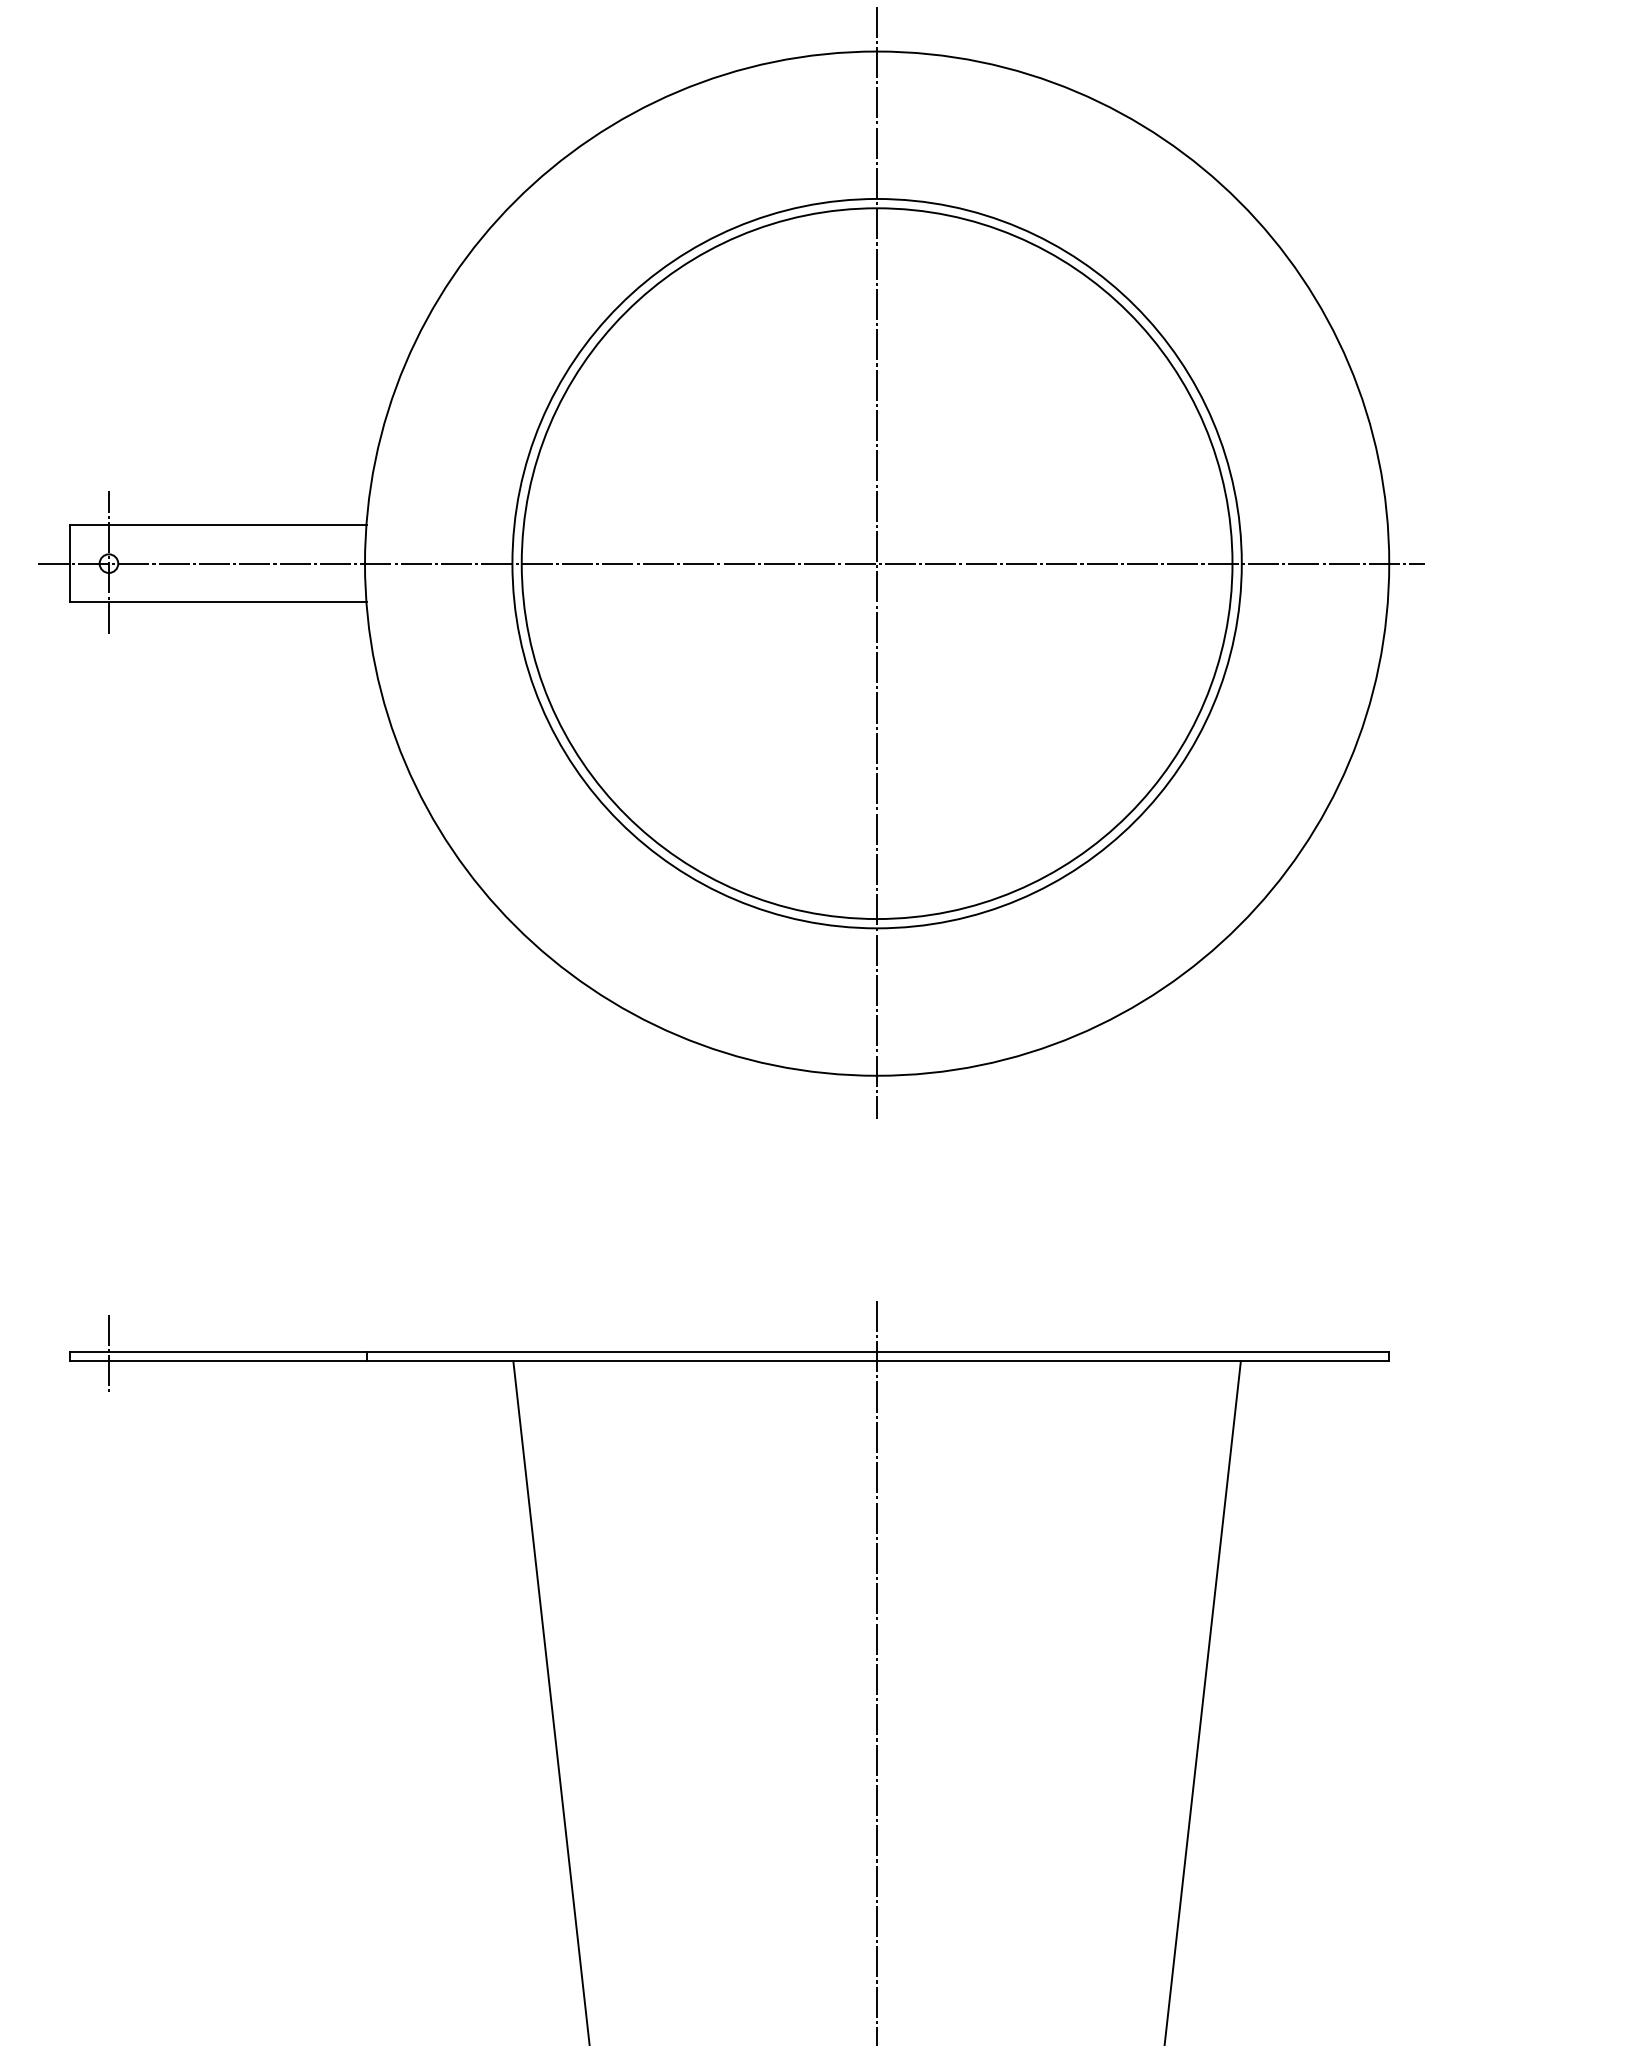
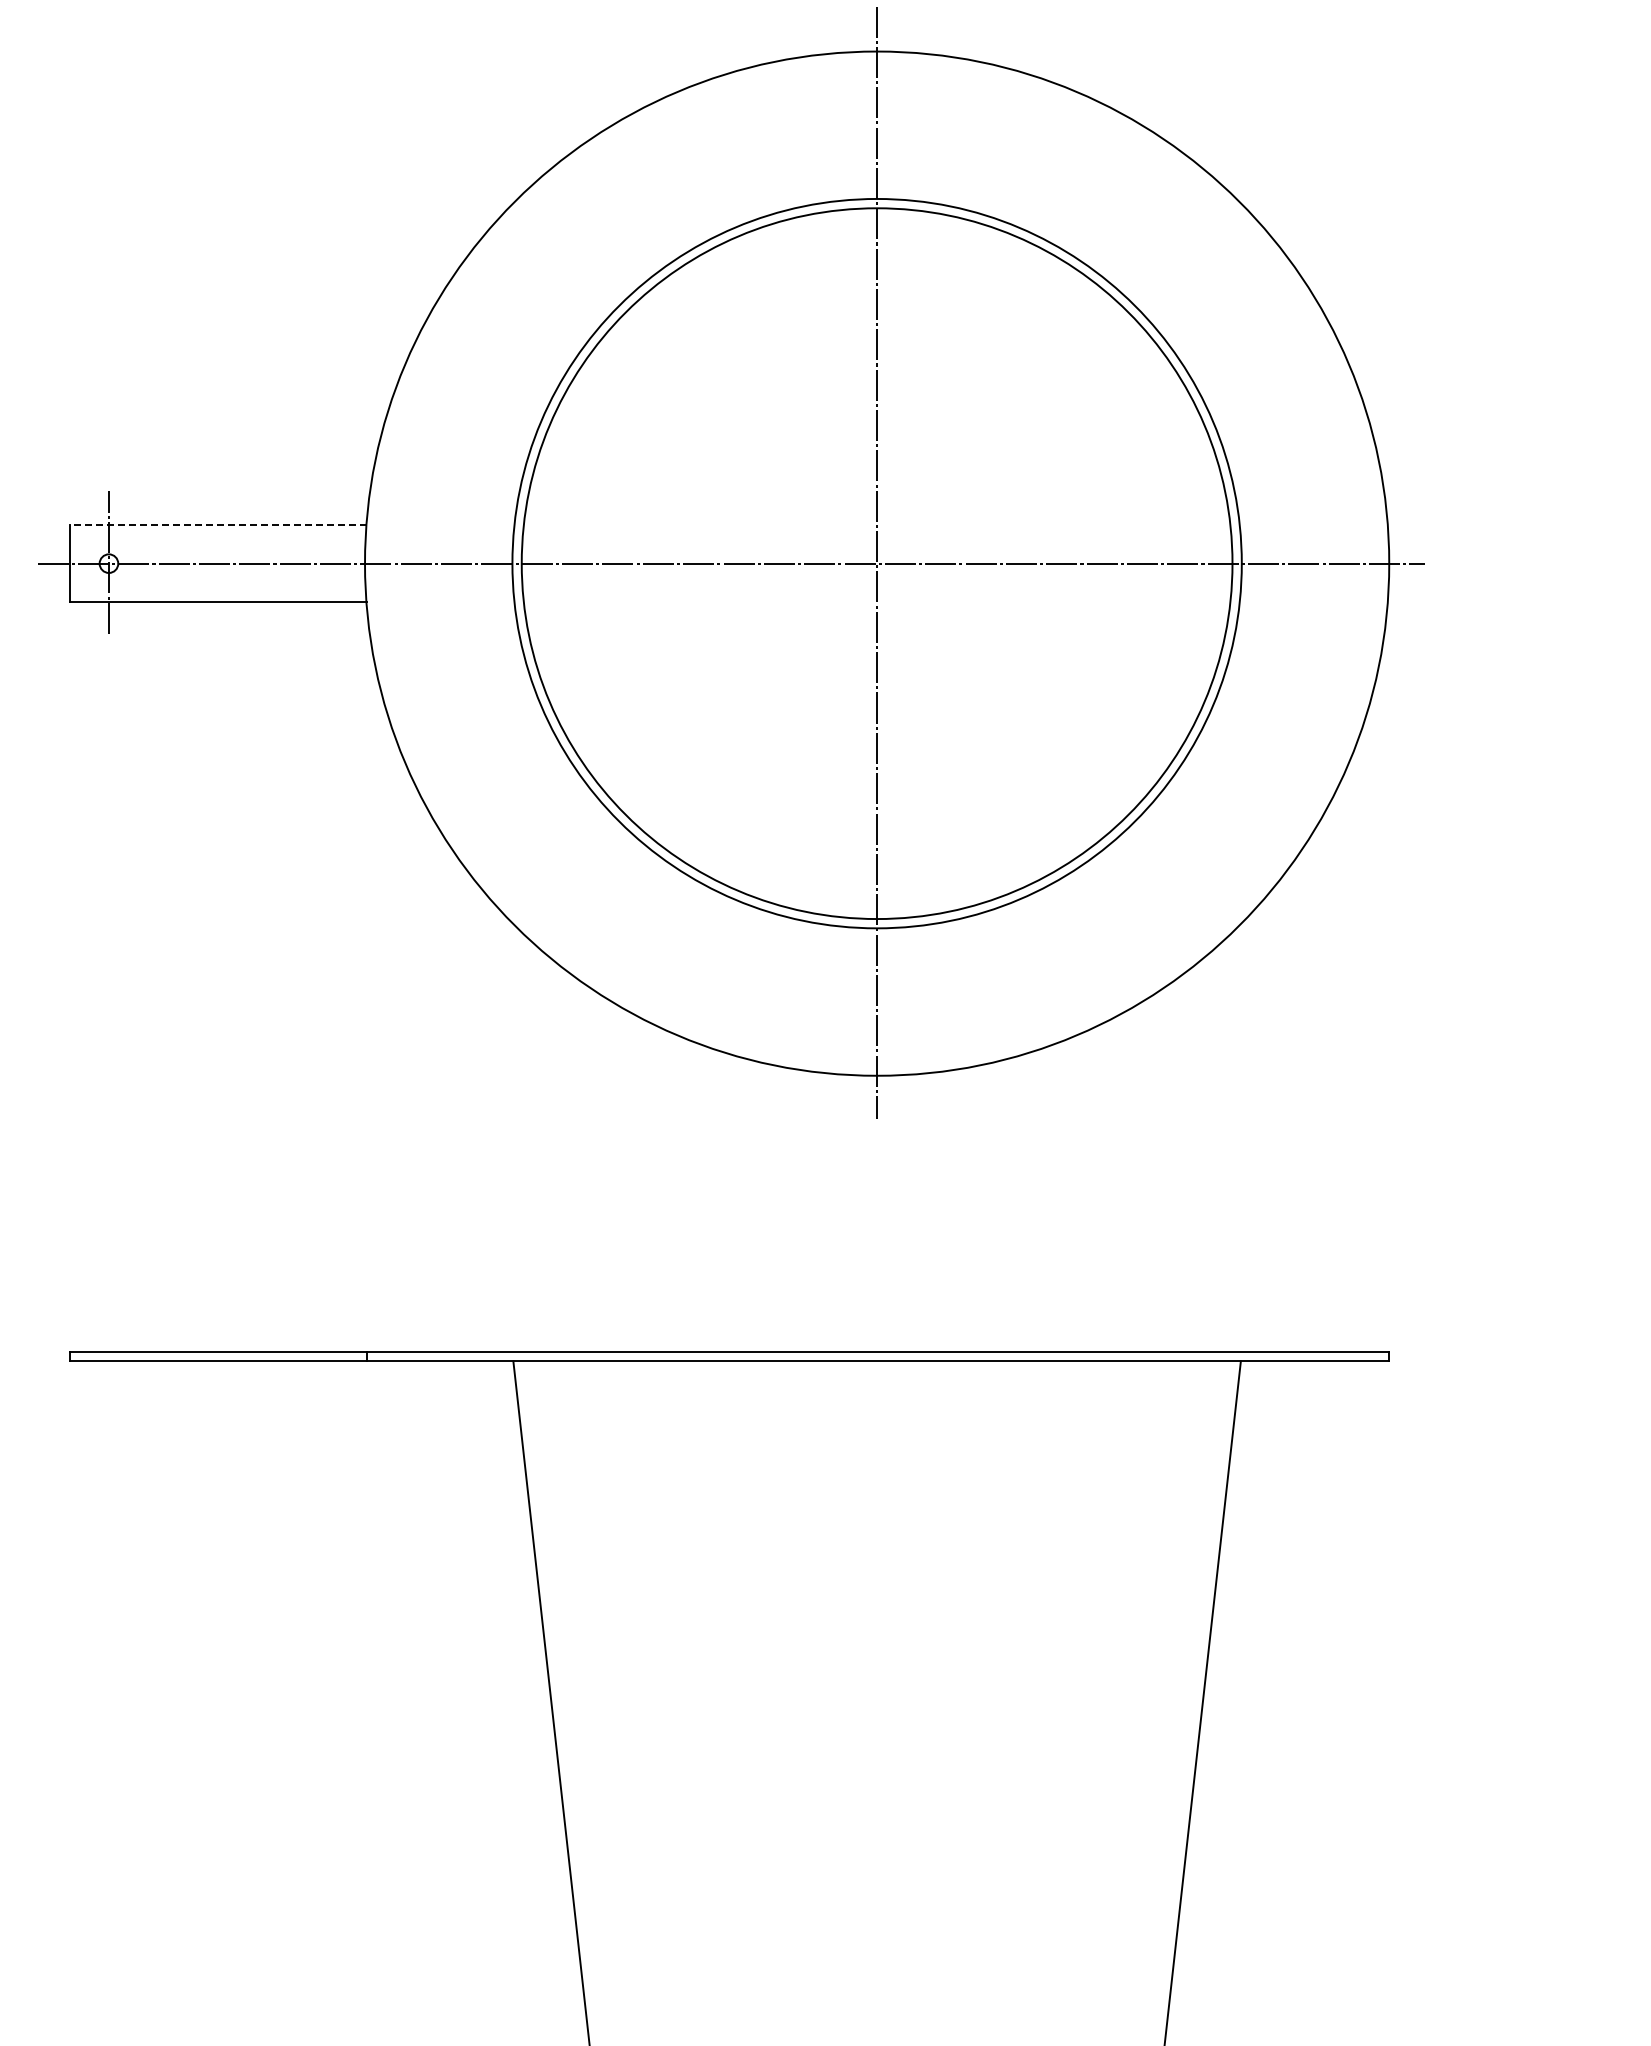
line: solid -> dashed (217, 524)
line: present -> none (108, 1353)
line: present -> none (877, 1671)
